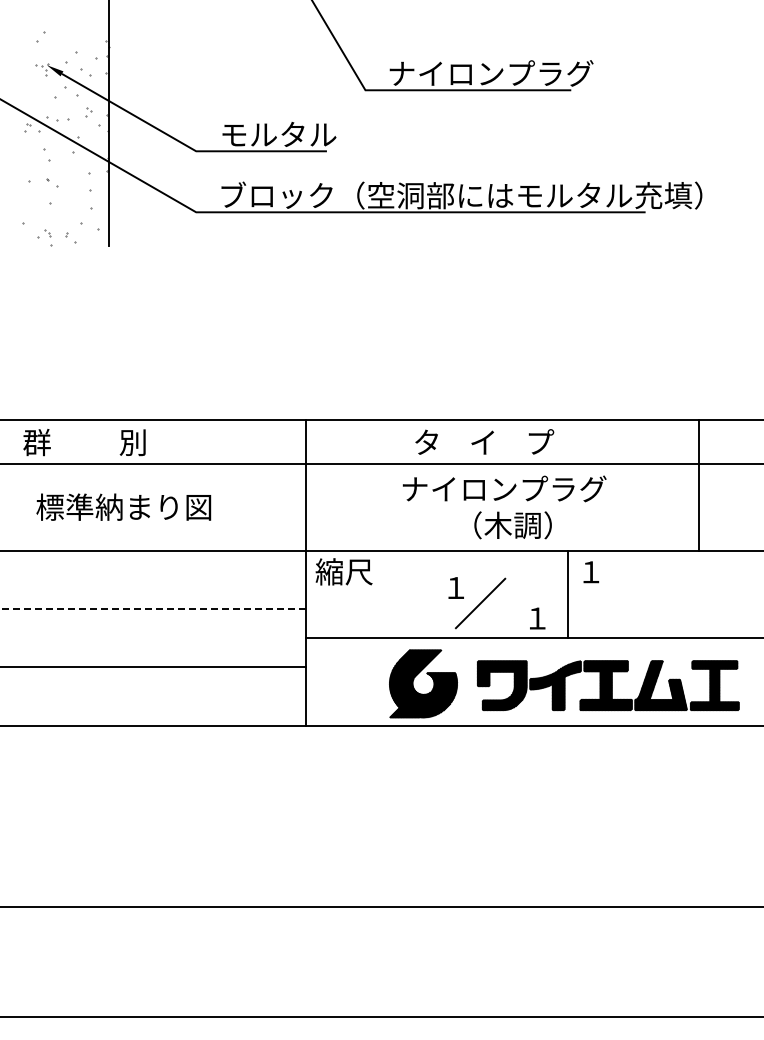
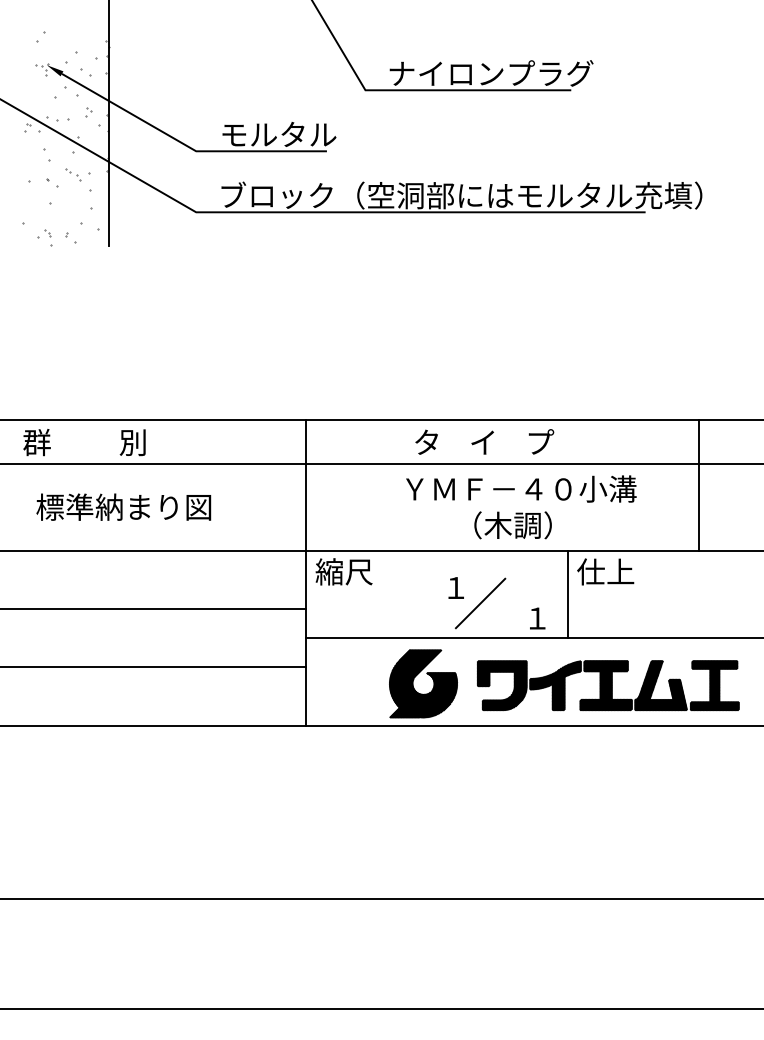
part: none -> present (73, 174)
text: ナイロンプラグ -> ＹＭＦ－４０小溝 (519, 488)
text: １ -> 仕上 (605, 571)
line: dashed -> solid (153, 609)
line position: (381, 906) -> (381, 898) (381, 898)
line position: (381, 1016) -> (381, 1008) (381, 1008)
